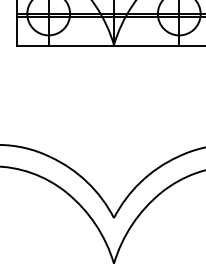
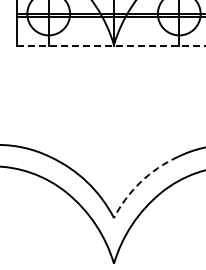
line: solid -> dashed (111, 46)
arc: solid -> dashed (140, 182)
